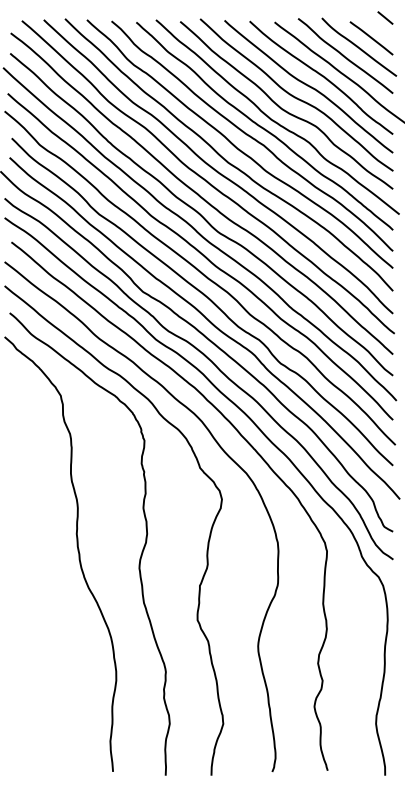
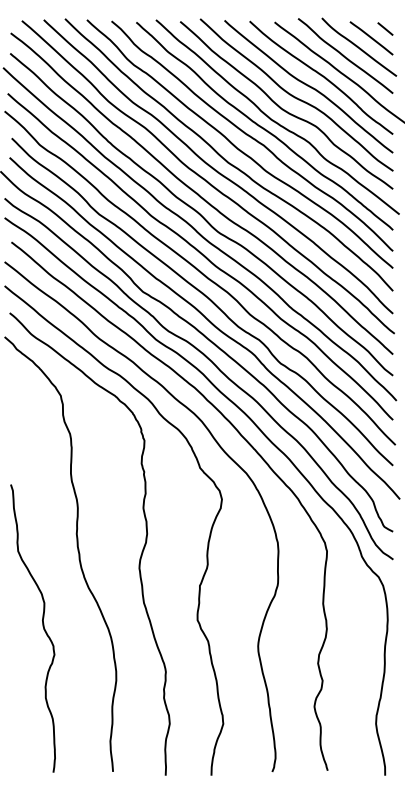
line position: (385, 17) -> (385, 28) (385, 28)
curve: none -> present (42, 626)
